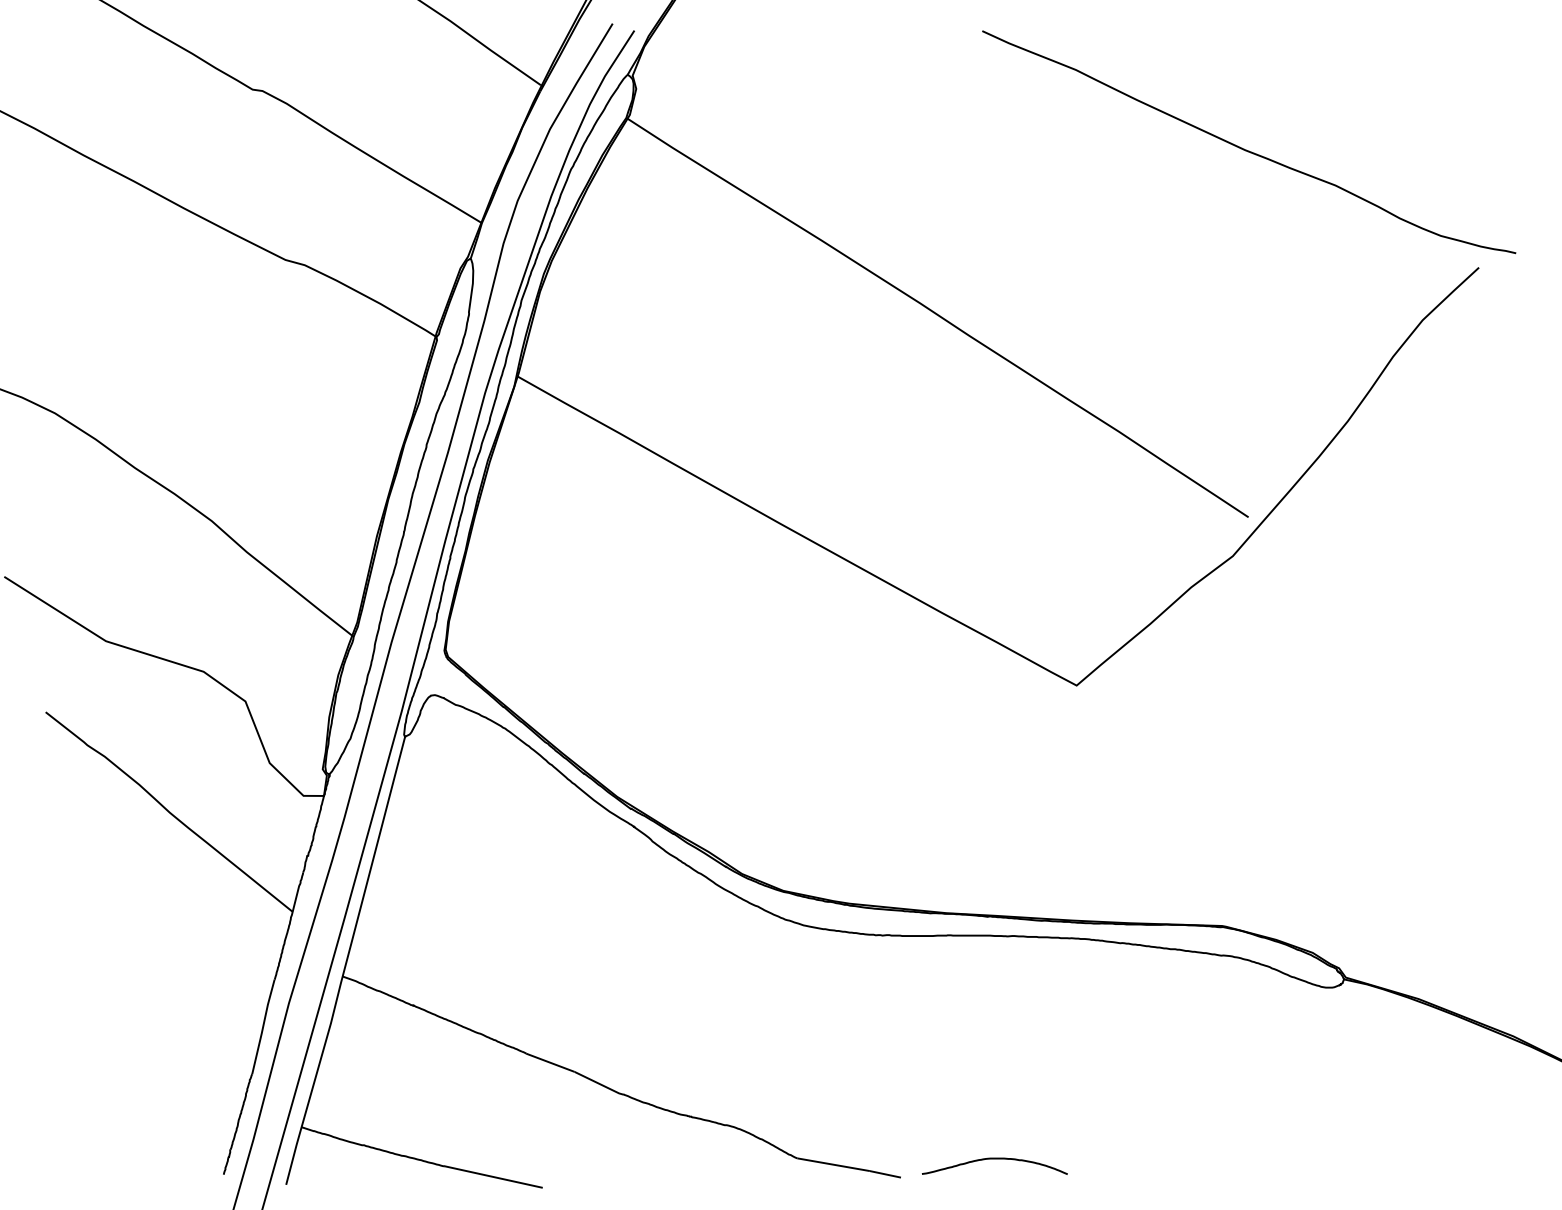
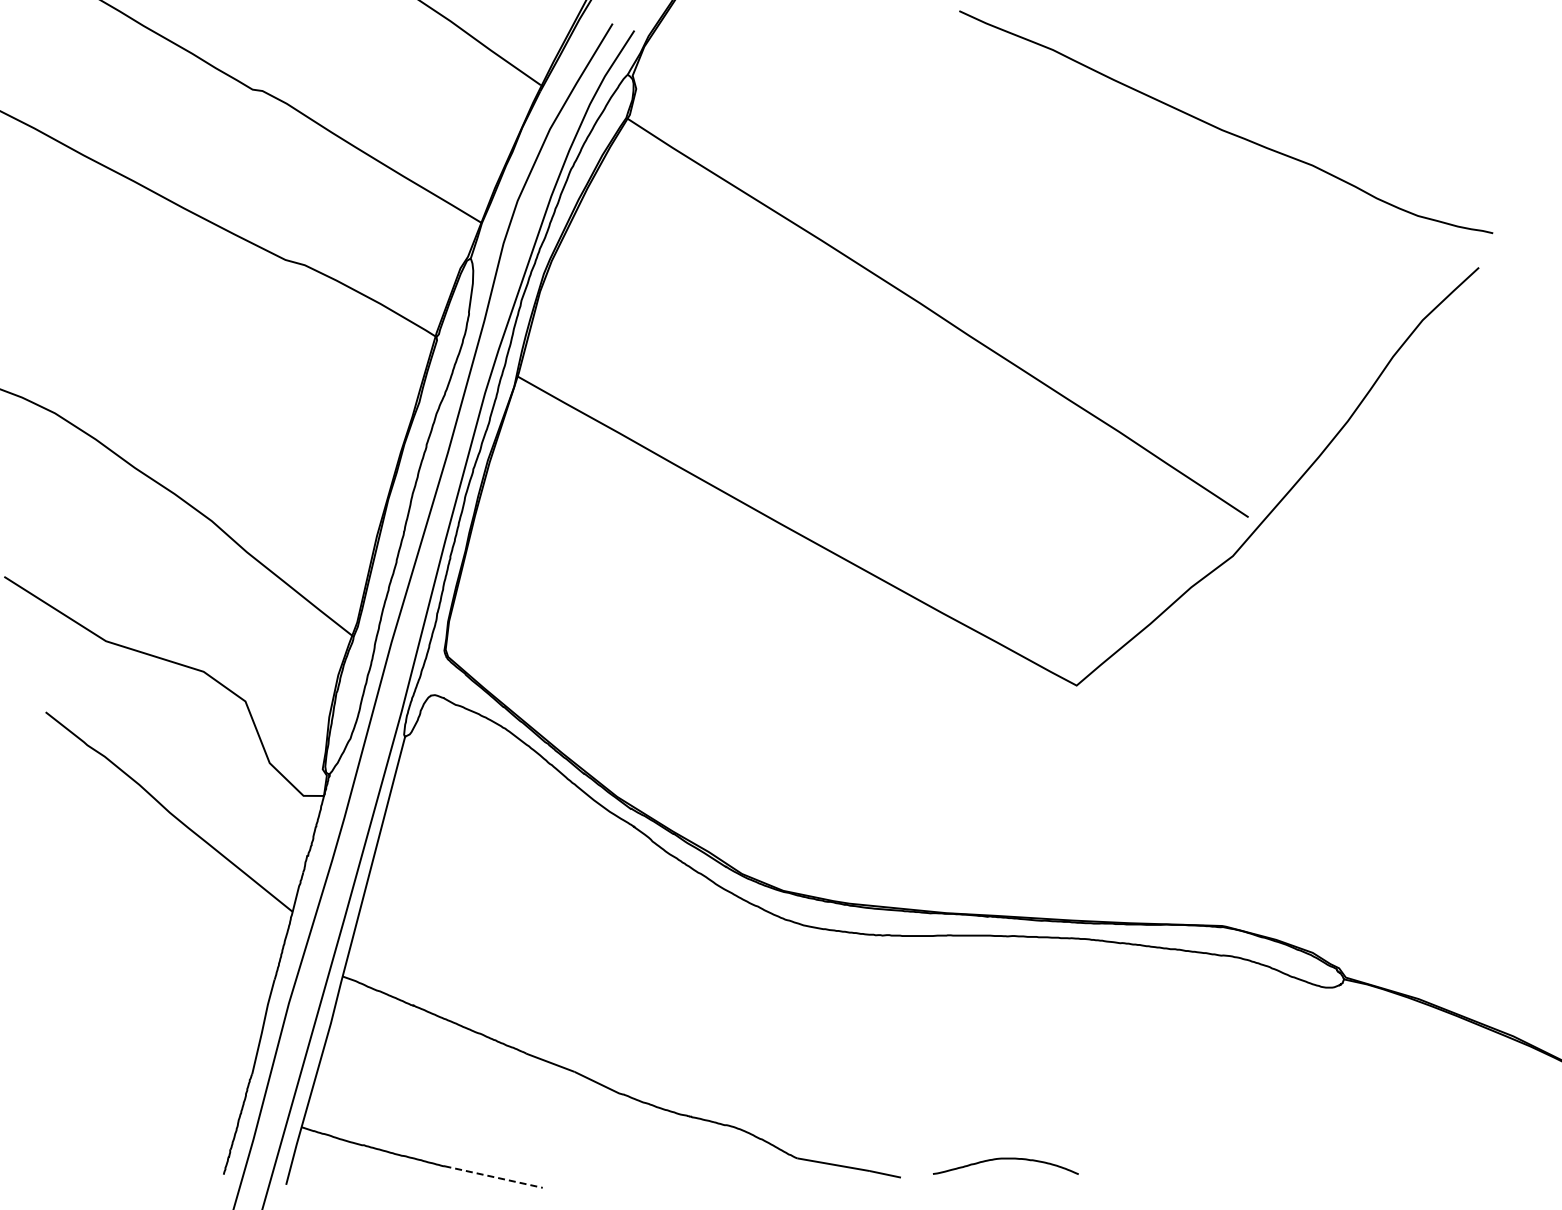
curve position: (1246, 149) -> (1223, 129) (1223, 129)
curve position: (994, 1159) -> (1005, 1159) (1005, 1159)
line: solid -> dashed (494, 1177)
